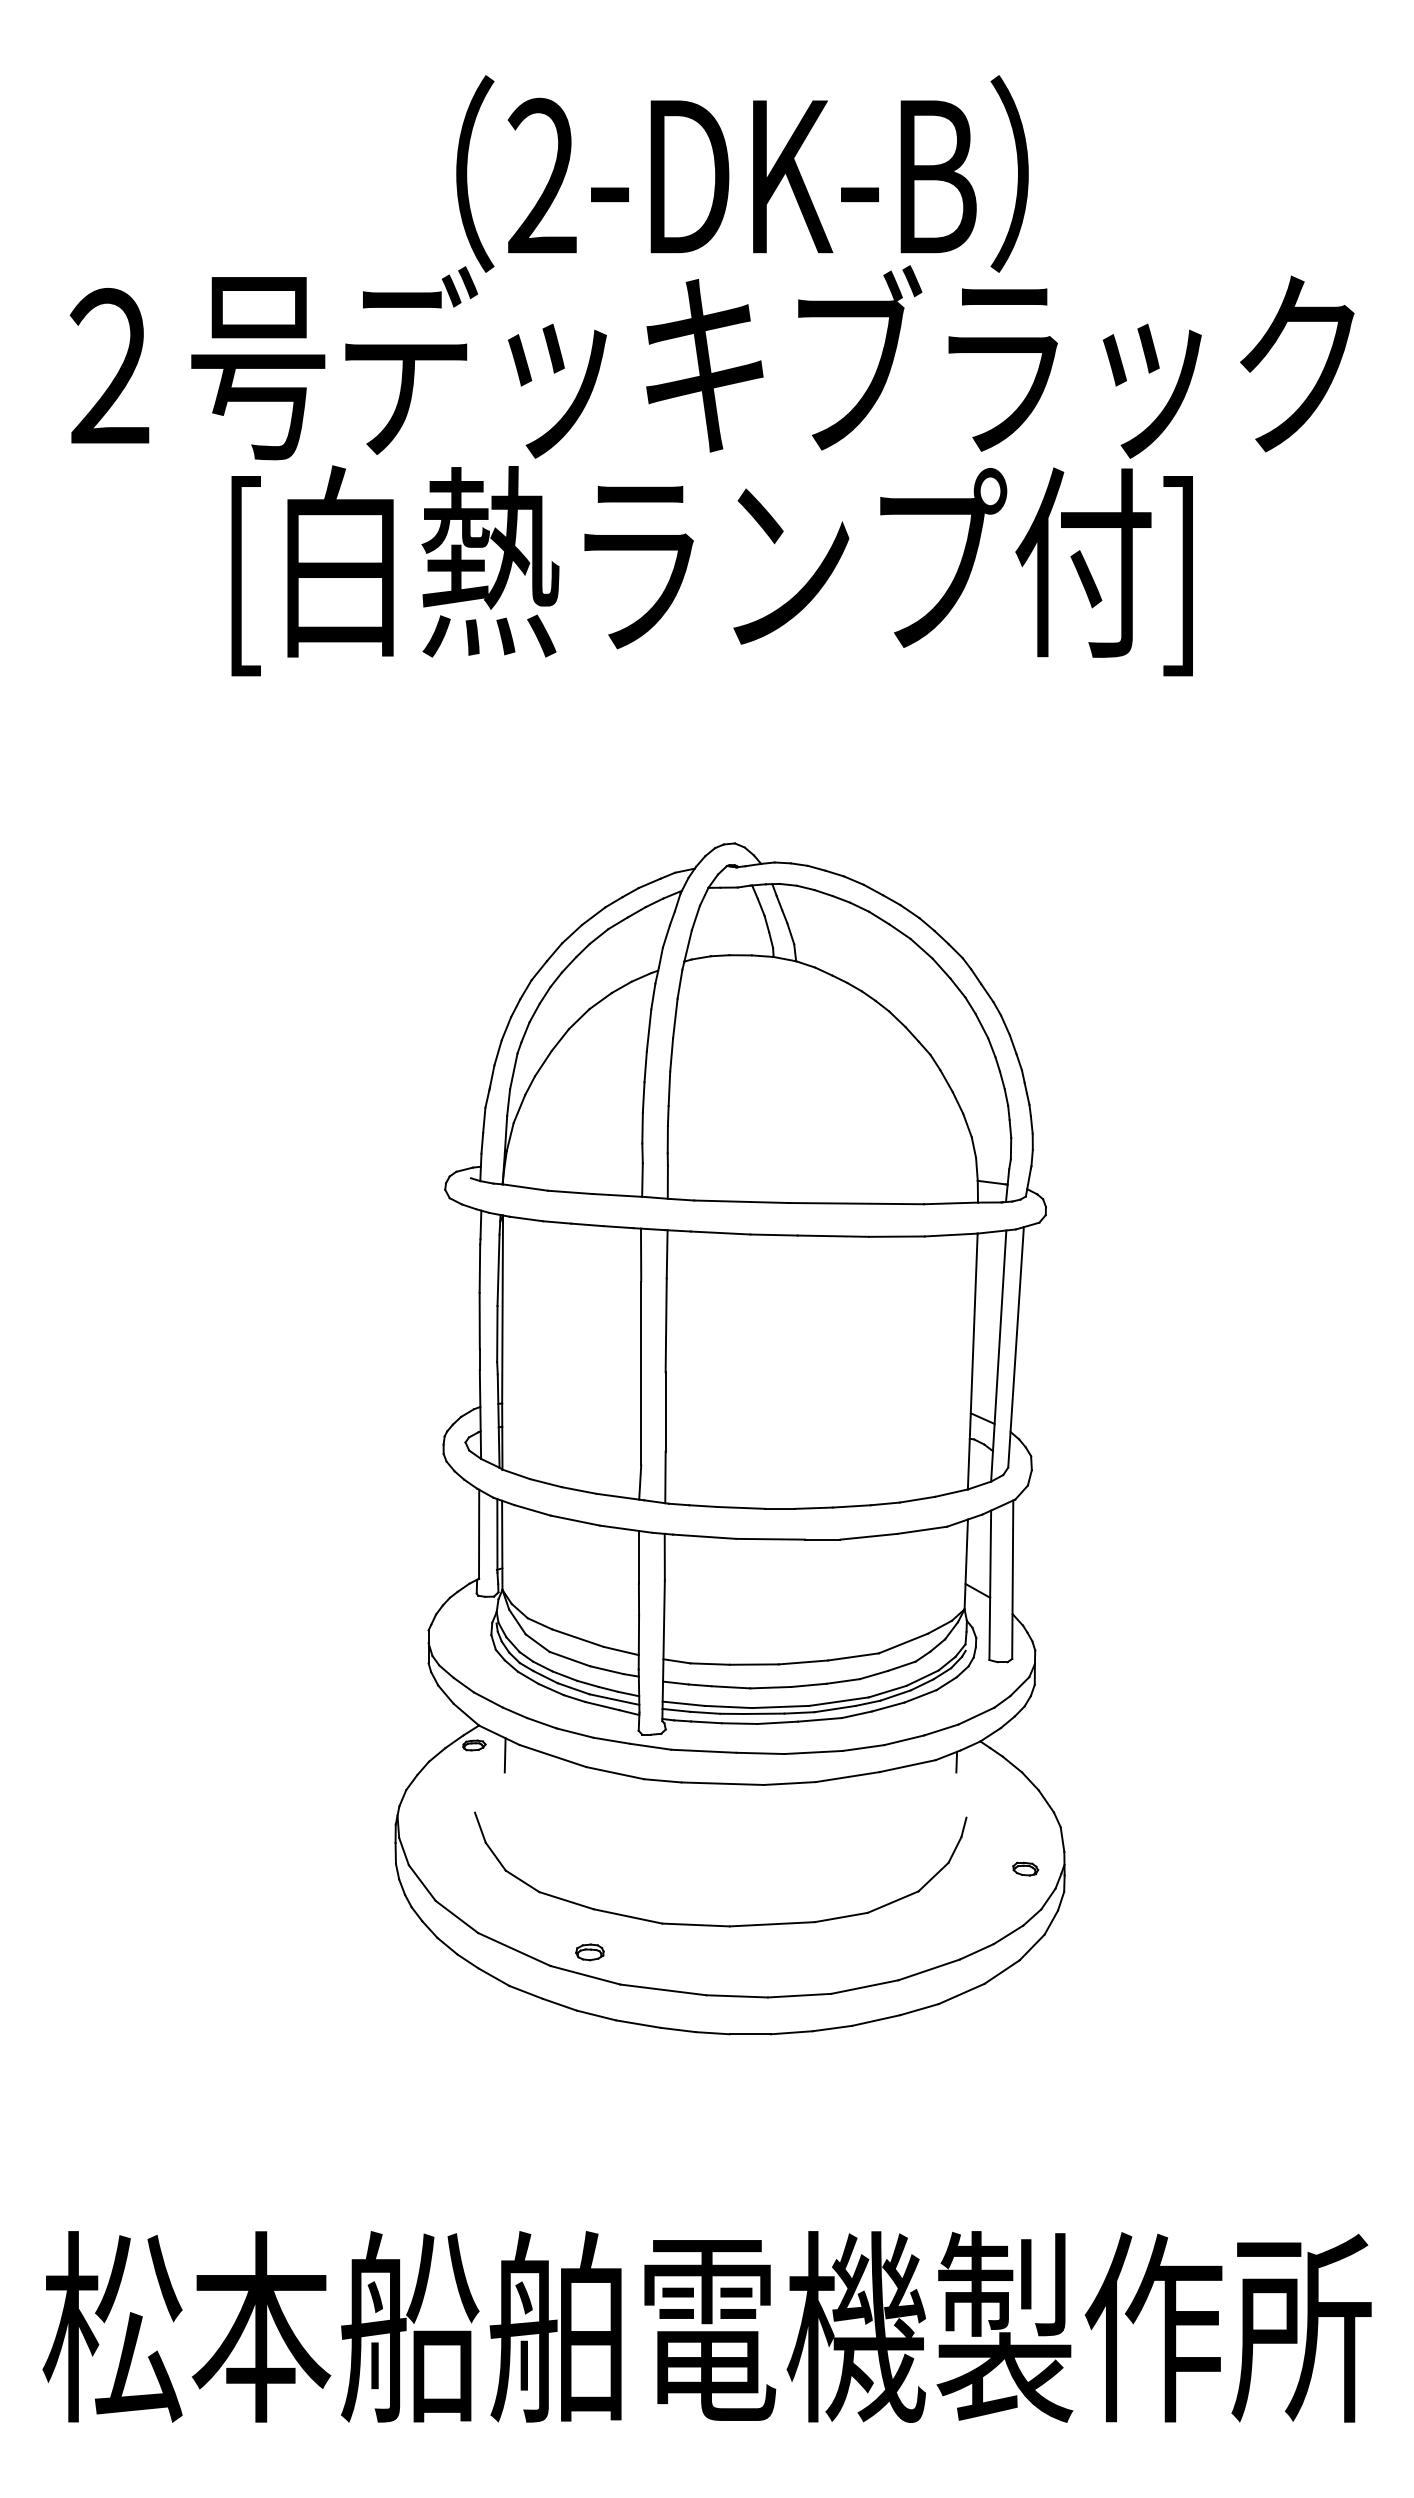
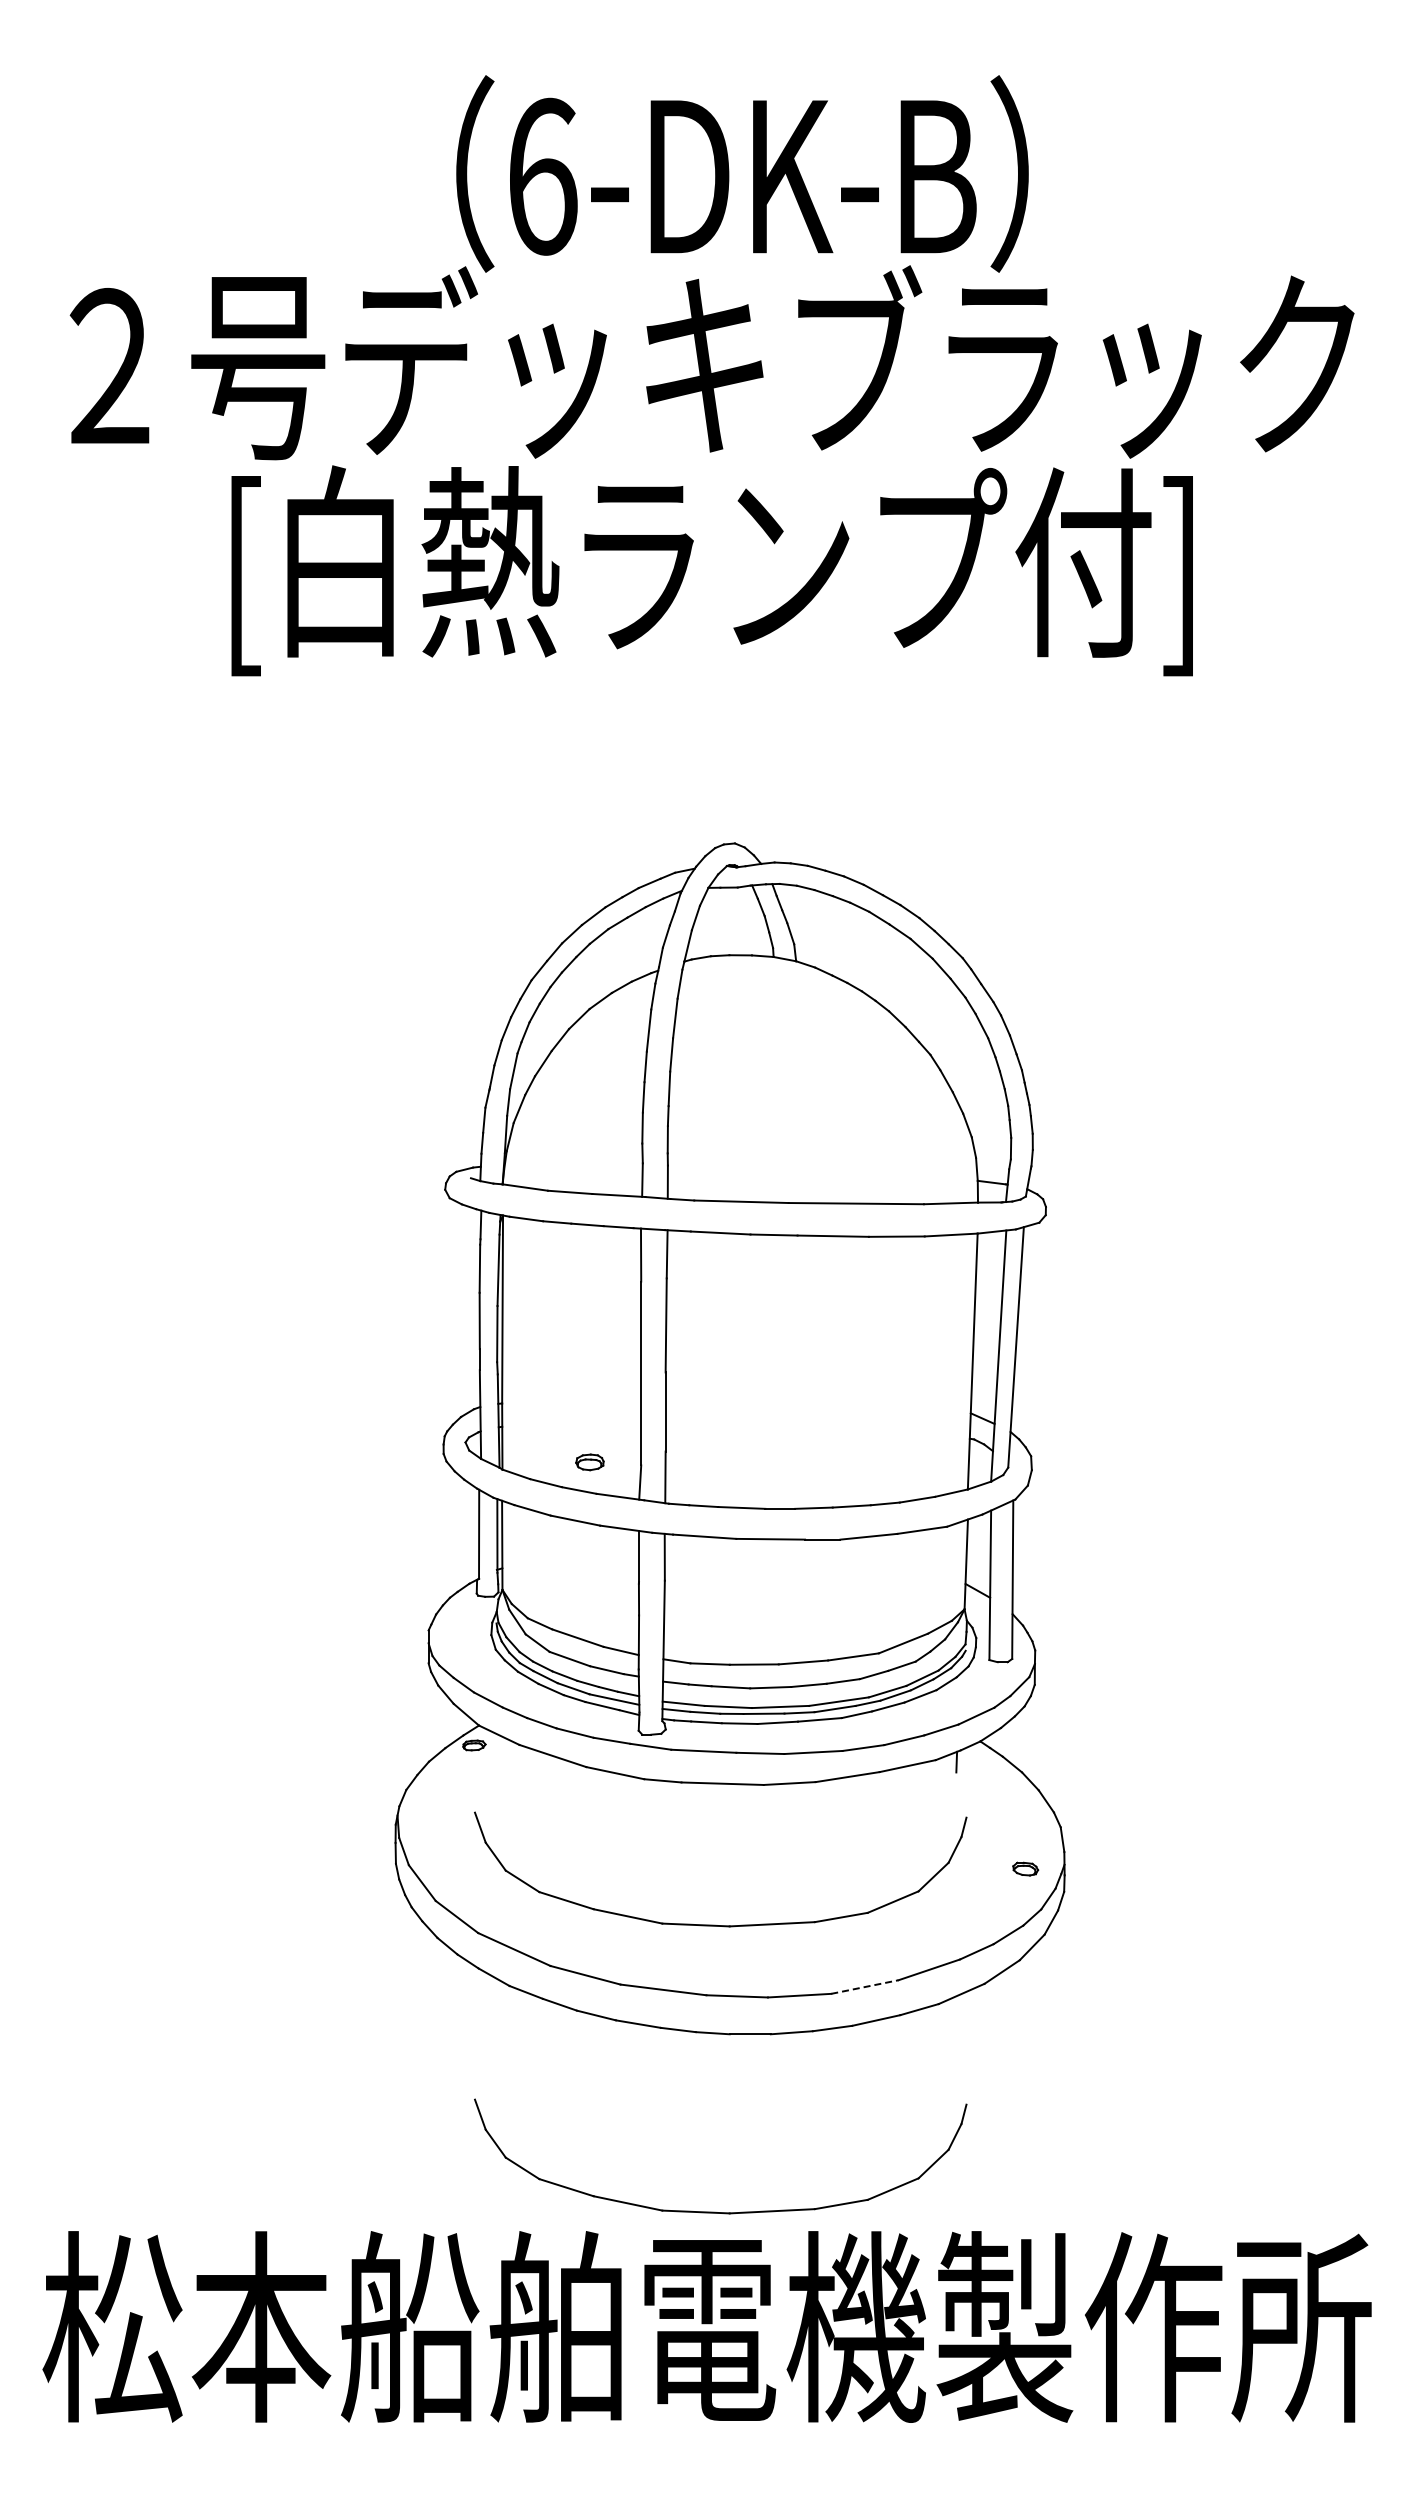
text: 2-DK-B -> 6-DK-B (542, 176)
line: present -> none (504, 1755)
part position: (589, 1952) -> (589, 1462) (589, 1462)
line: solid -> dashed (865, 1986)
part: none -> present (715, 2211)
